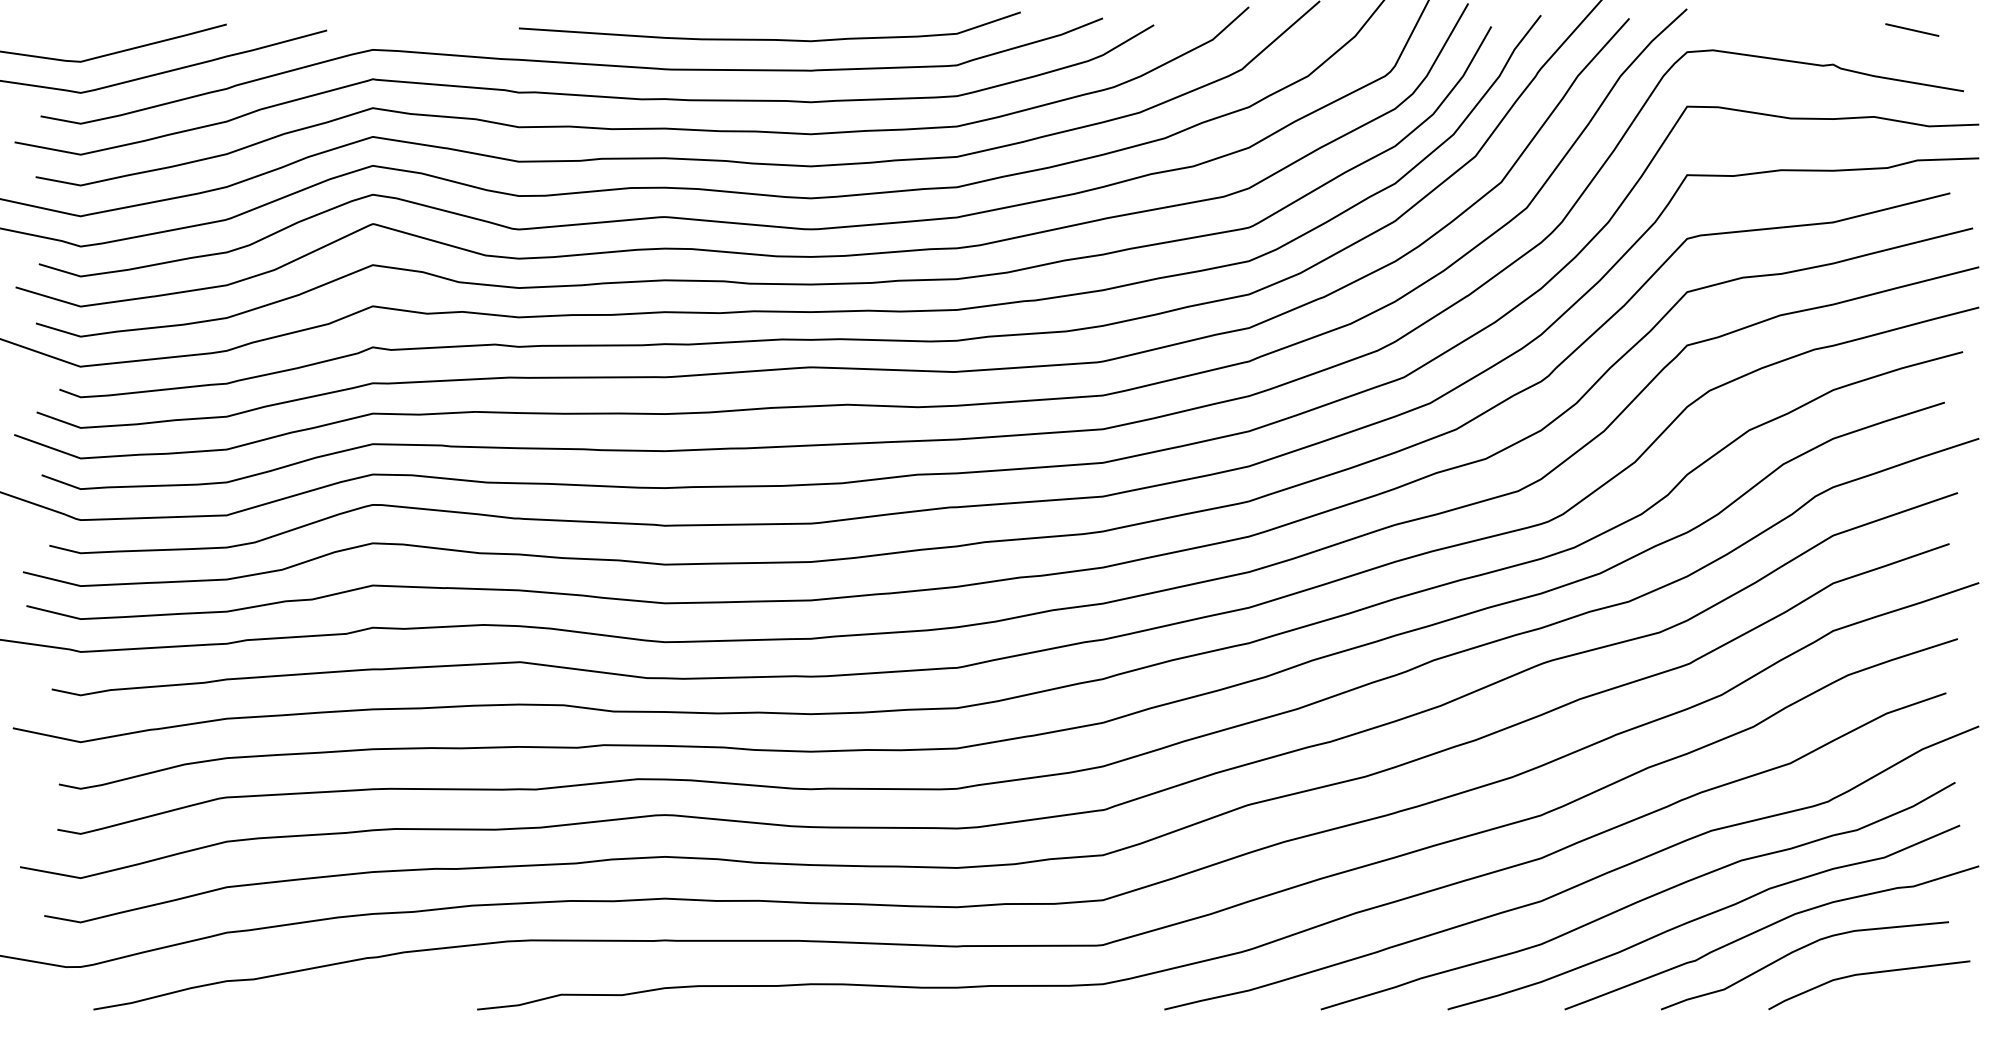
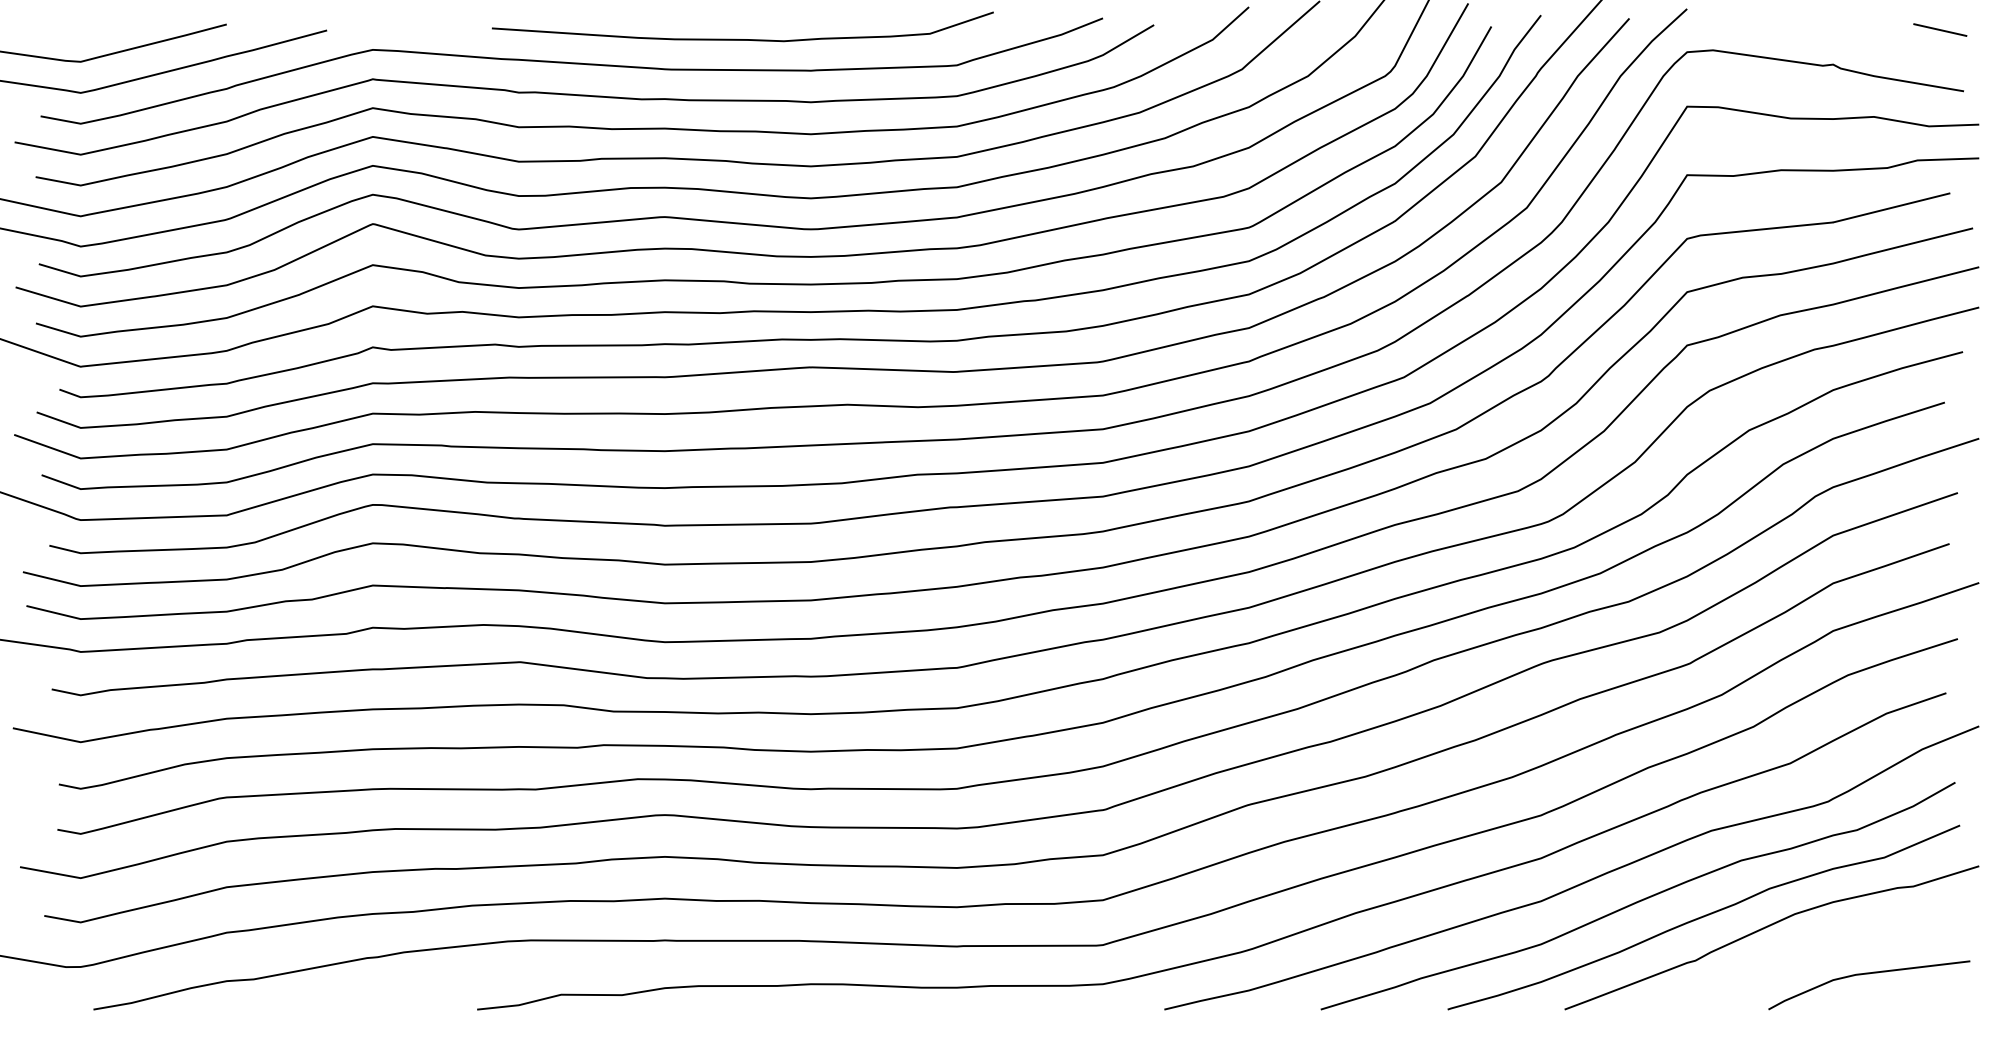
line position: (1912, 29) -> (1940, 29) (1940, 29)
curve position: (769, 39) -> (742, 39) (742, 39)
curve: present -> none (1796, 951)
